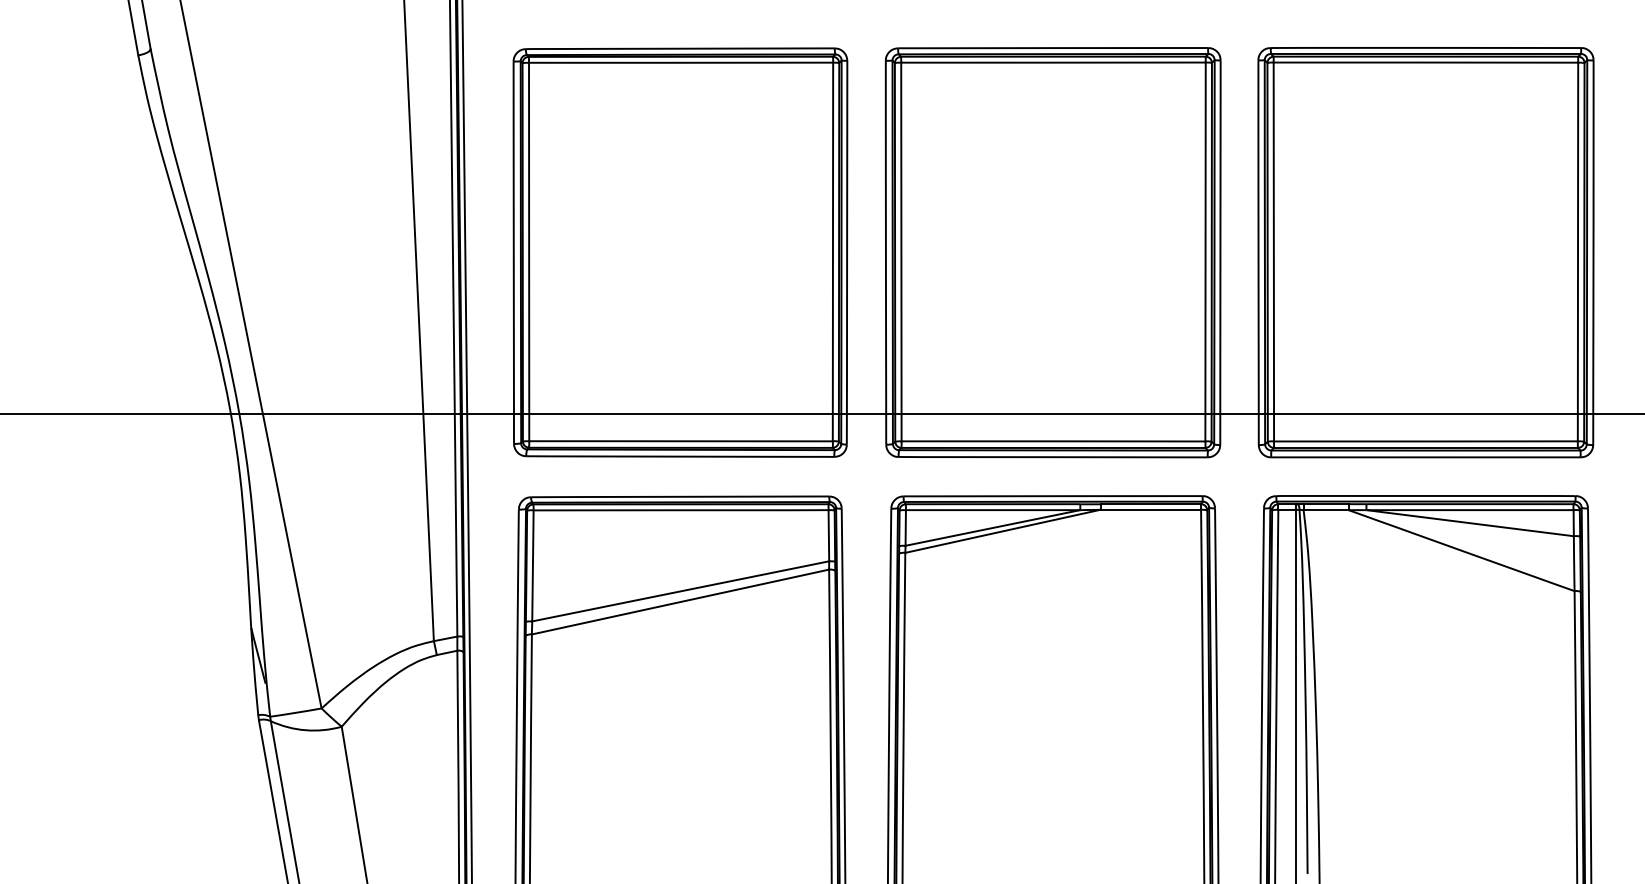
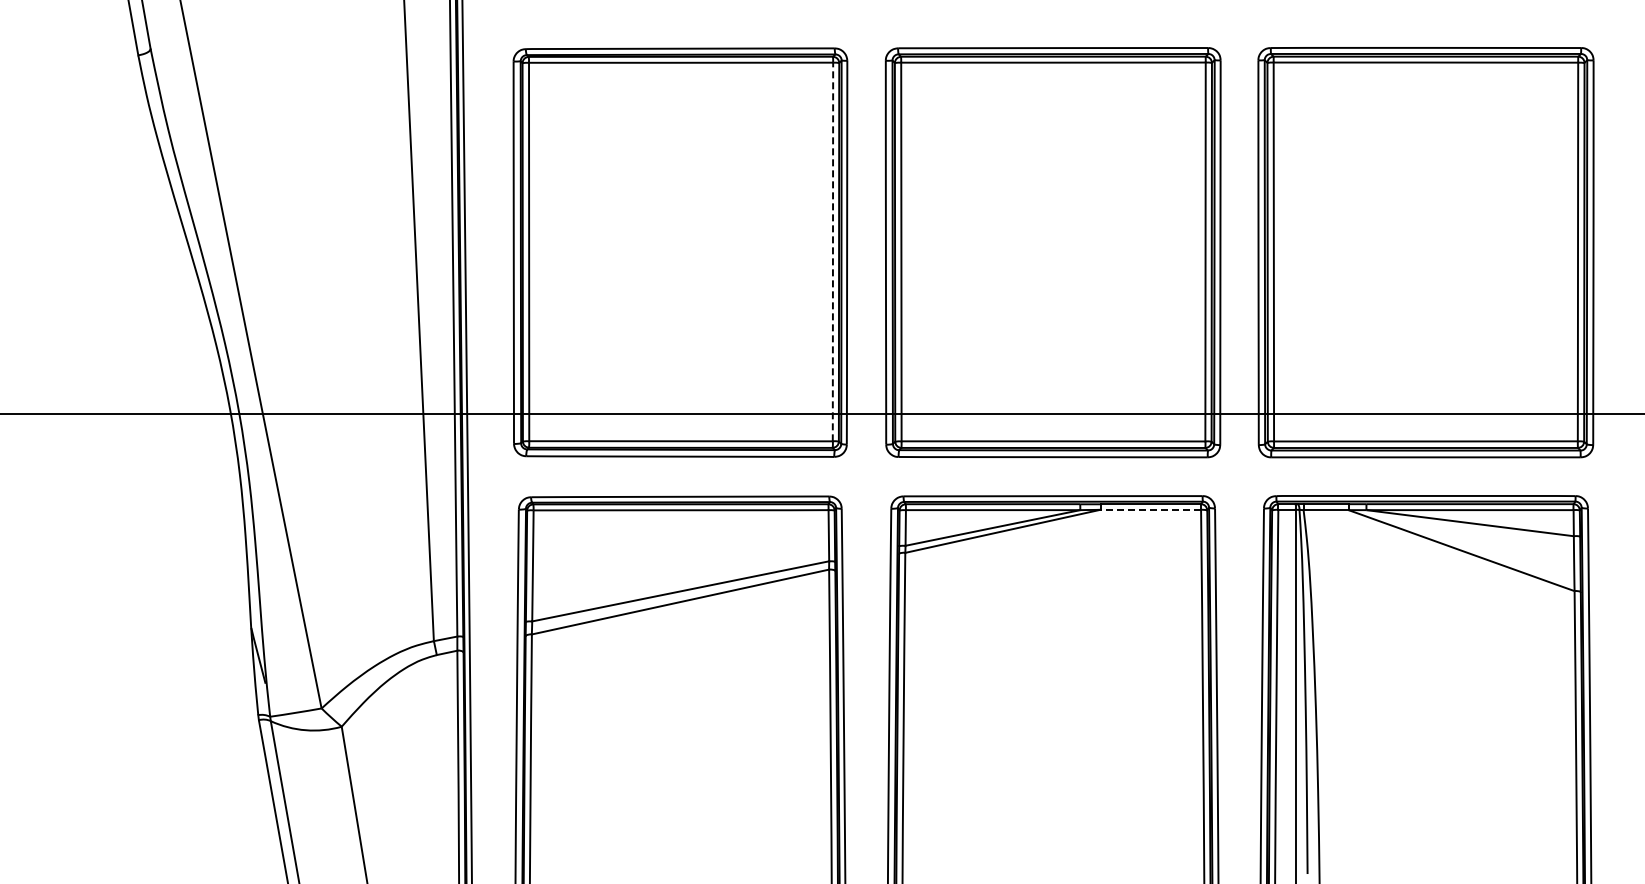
line: solid -> dashed (832, 251)
line: solid -> dashed (1150, 509)
